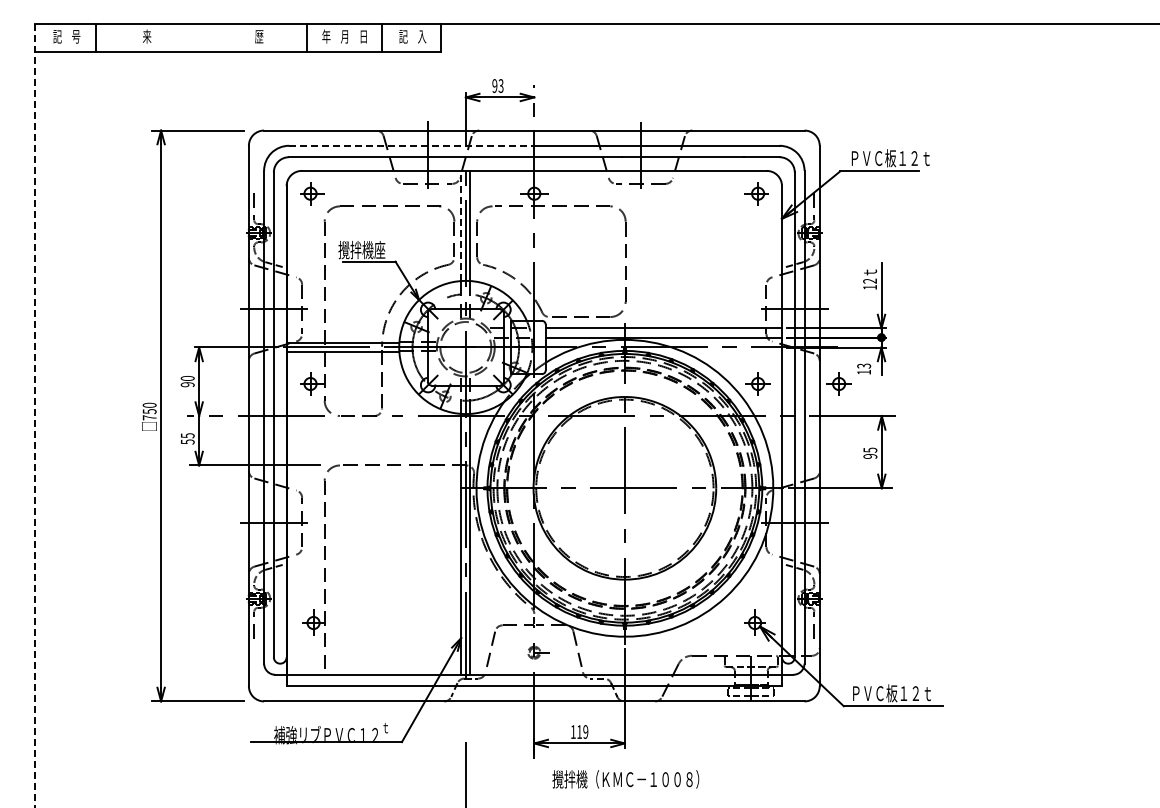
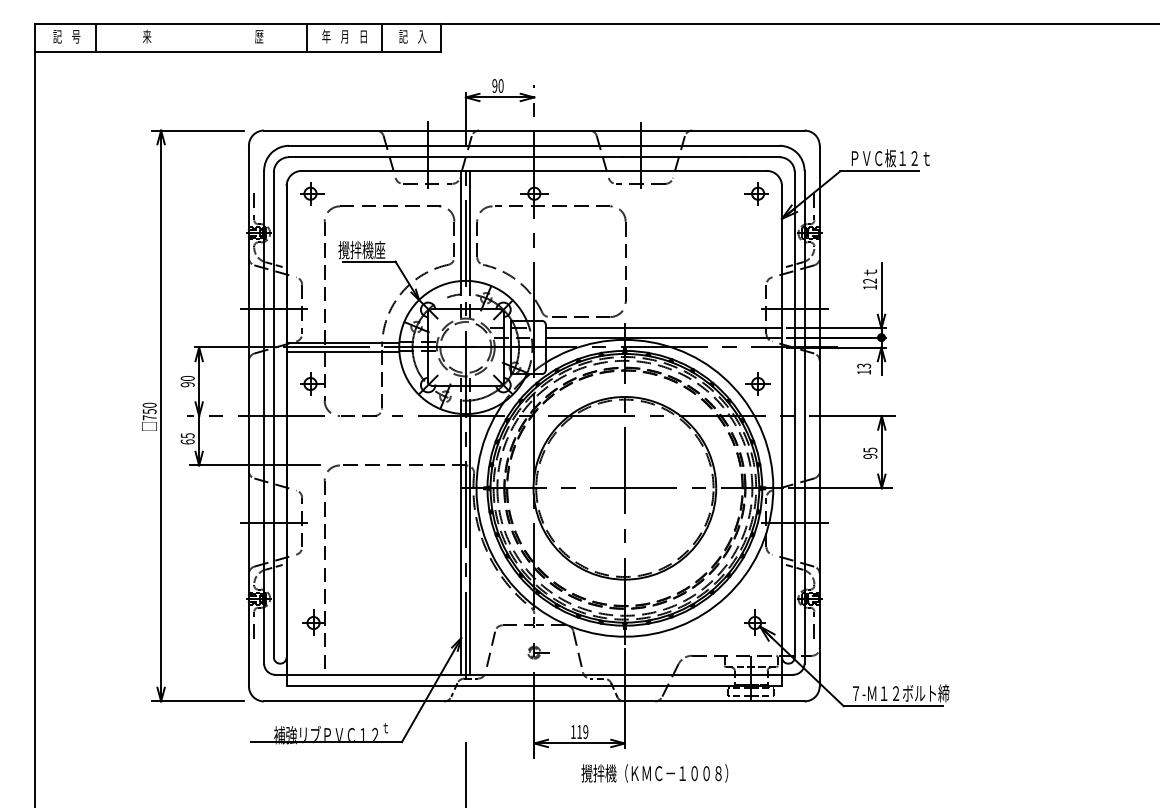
text: 93 -> 90 (500, 85)
line: dashed -> solid (411, 145)
line: dashed -> solid (461, 225)
part: present -> none (838, 383)
line: dashed -> solid (34, 416)
text: 55 -> 65 (187, 441)
text: ＰＶＣ板１２ｔ -> ７-Ｍ１２ボルト締 (901, 693)
text position: (625, 779) -> (654, 773) (654, 773)
